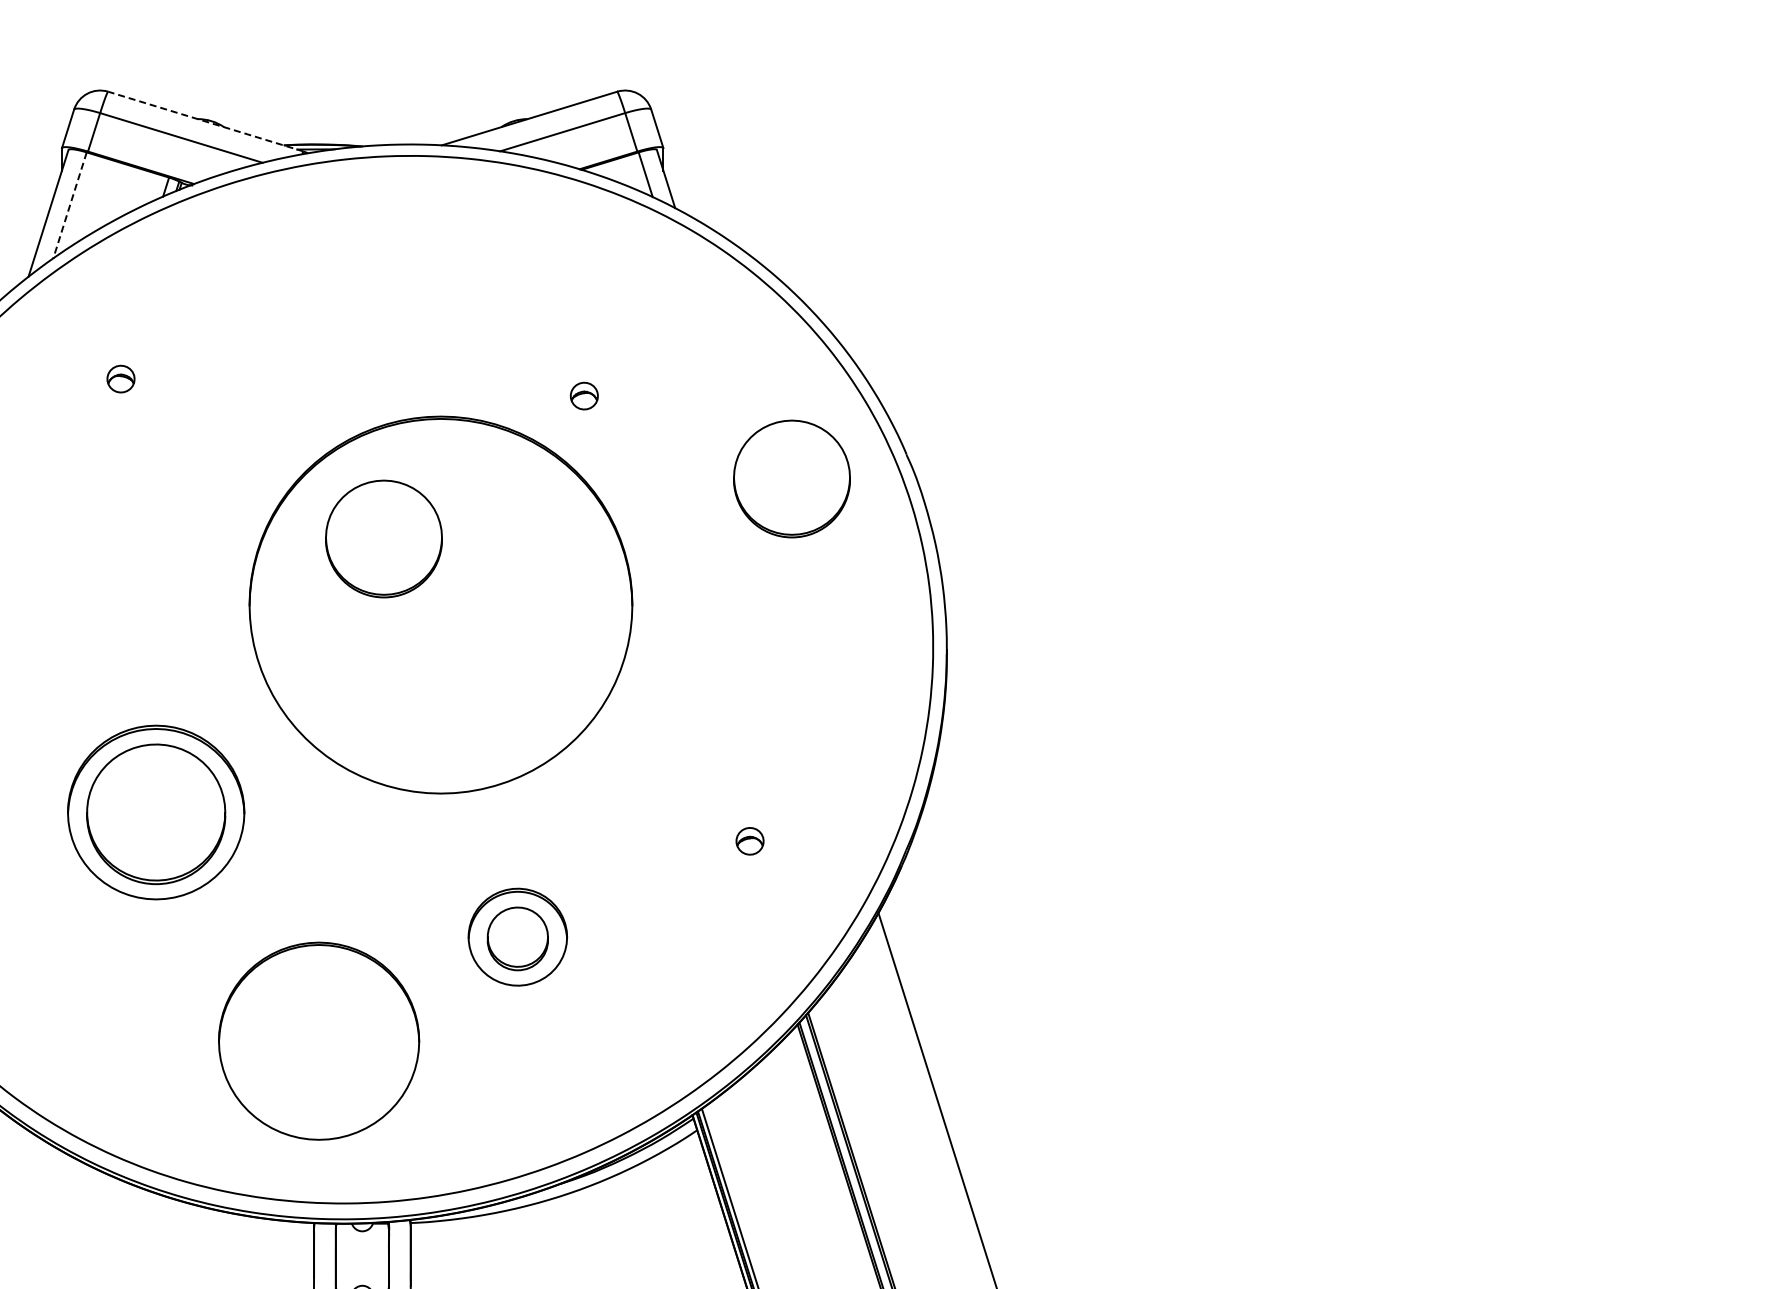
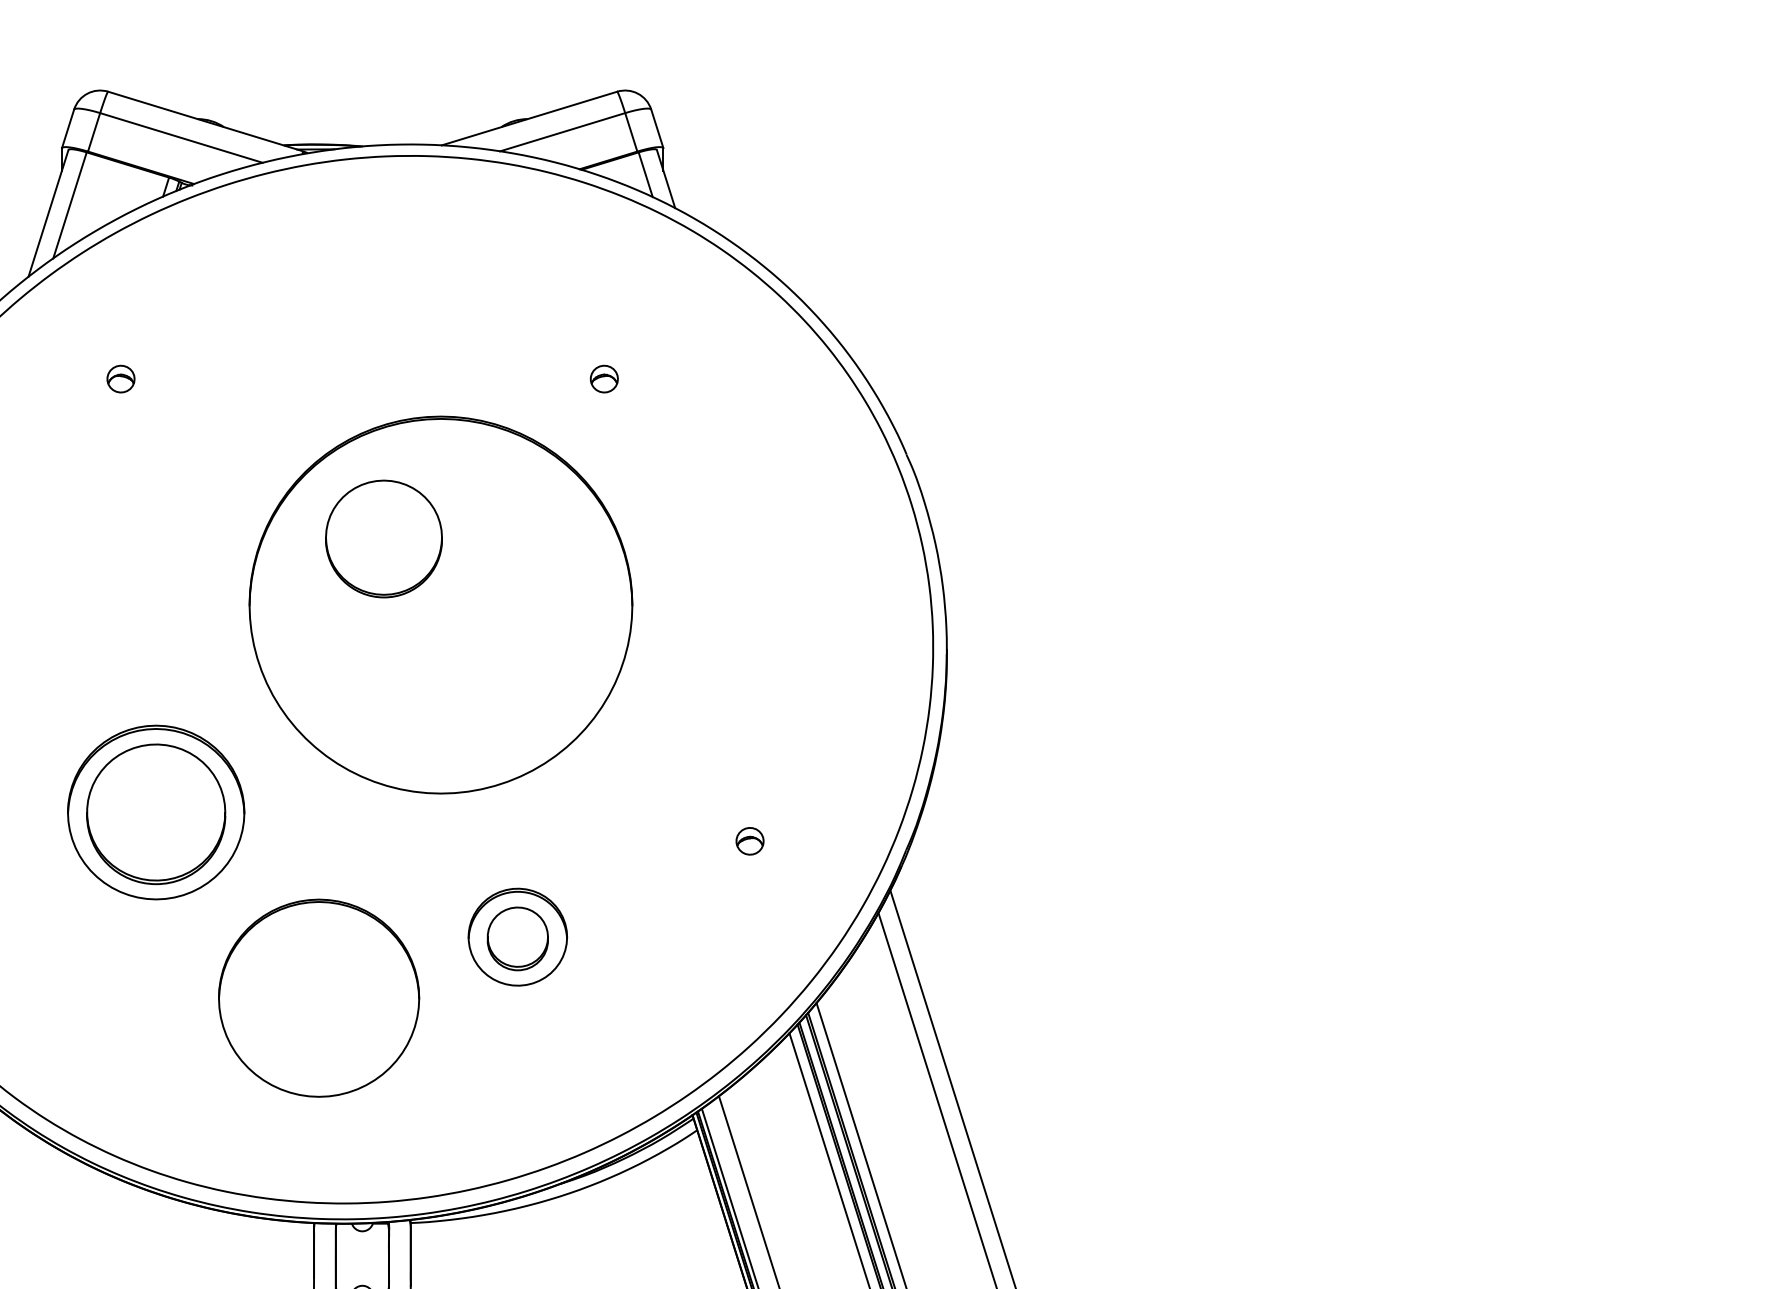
line: dashed -> solid (205, 121)
line: dashed -> solid (70, 205)
part position: (584, 395) -> (604, 378) (604, 378)
part: present -> none (791, 478)
part position: (319, 1040) -> (319, 997) (319, 997)
line: none -> present (952, 1087)
line: none -> present (860, 1144)
line: none -> present (828, 1159)
line: none -> present (748, 1190)
